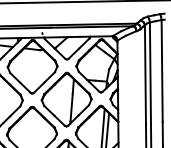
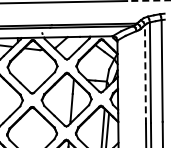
line: solid -> dashed (149, 0)
line: solid -> dashed (145, 74)
